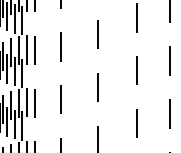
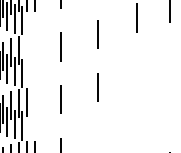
line: present -> none (26, 49)
line: present -> none (35, 50)
line: present -> none (169, 60)
line: present -> none (137, 70)
line: present -> none (35, 102)
line: present -> none (169, 113)
line: present -> none (136, 123)
line: present -> none (97, 137)
